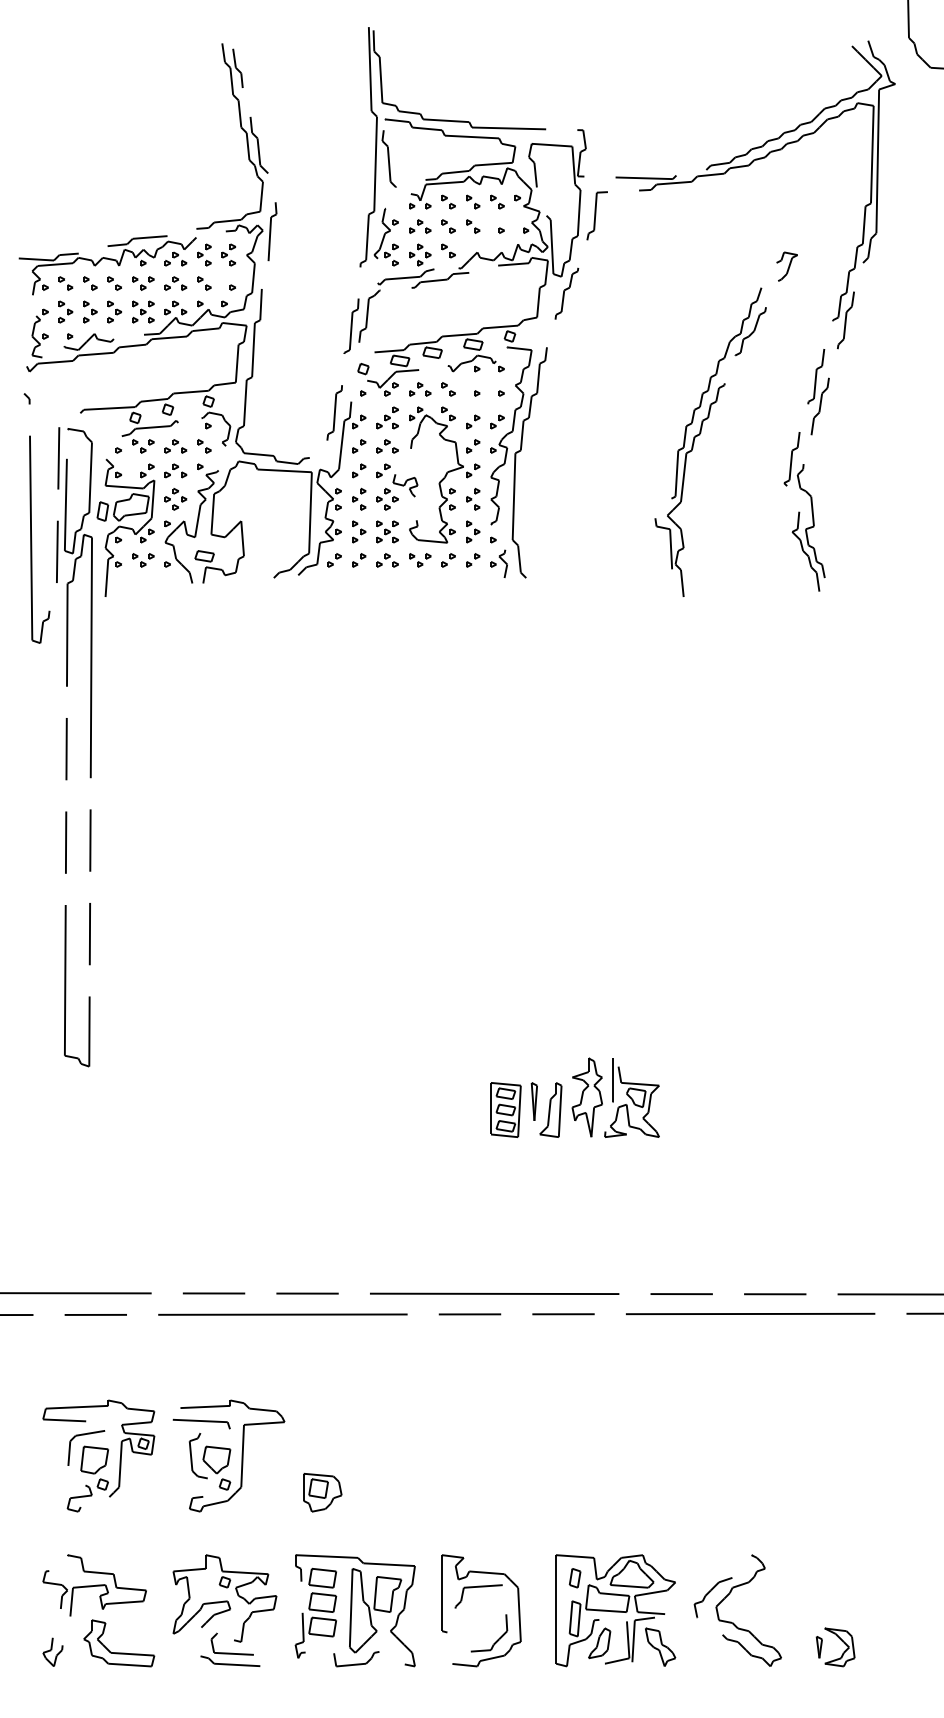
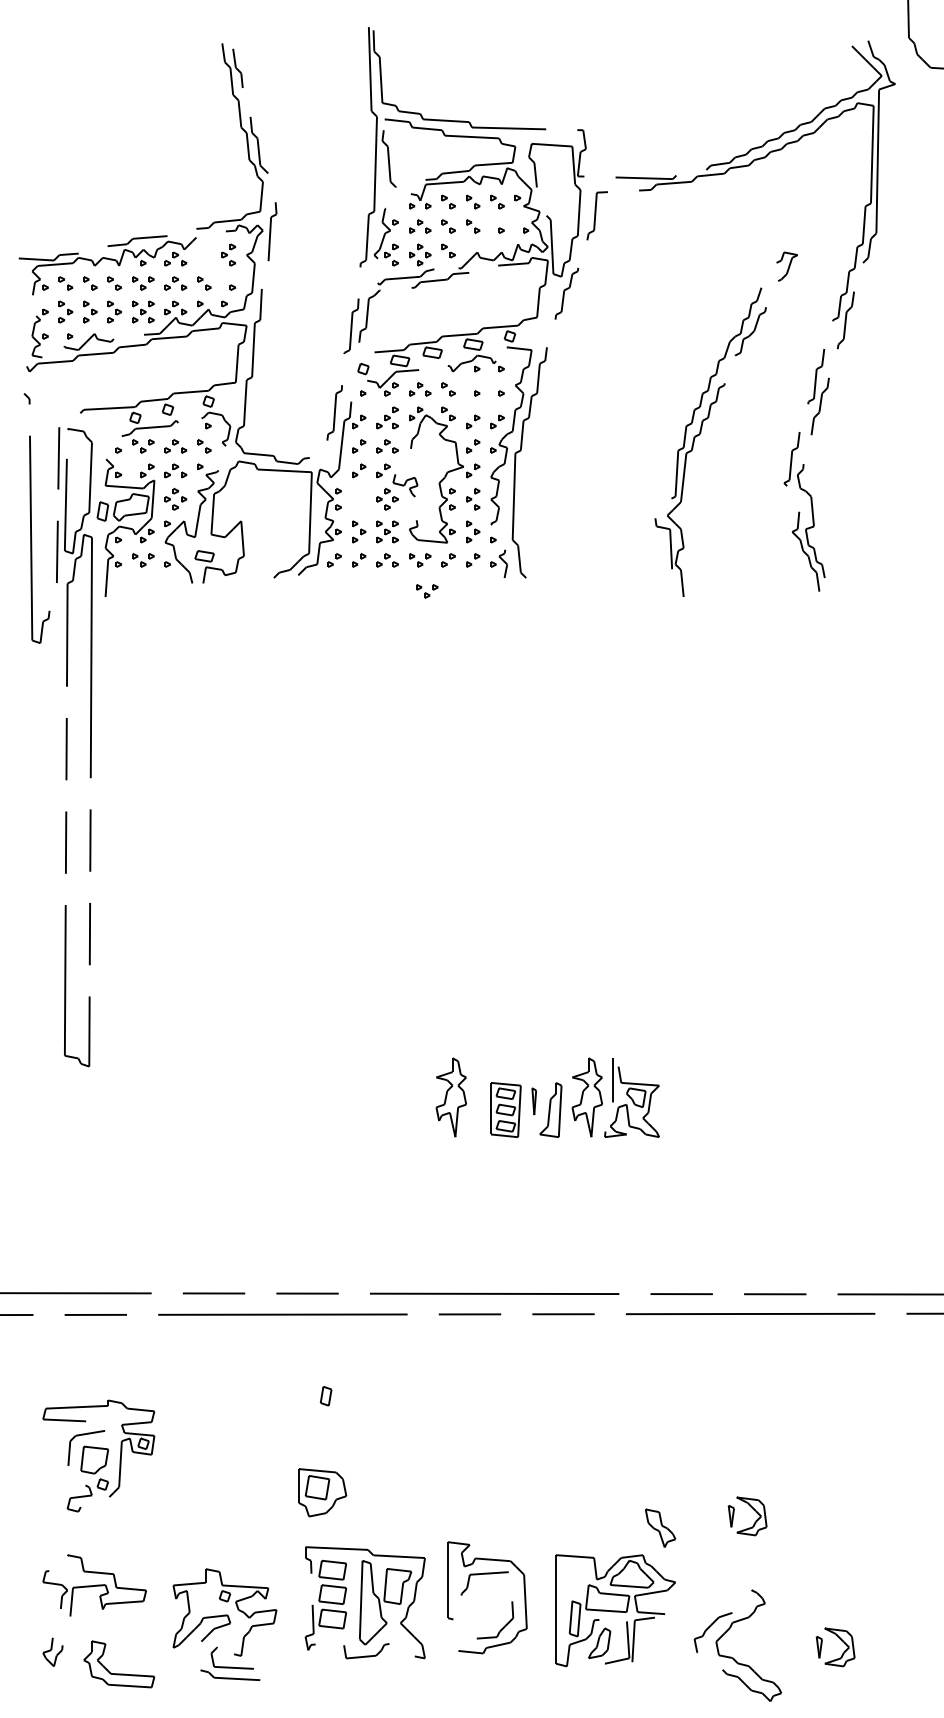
part: present -> none (204, 254)
part: present -> none (359, 498)
part: none -> present (427, 591)
part: none -> present (450, 1097)
part size: 8x39 px -> 6x29 px (533, 1101)
part: present -> none (228, 1455)
part size: 40x41 px -> 50x50 px (322, 1492)
part: none -> present (753, 1510)
part position: (574, 1578) -> (325, 1396) (325, 1396)
part position: (462, 1600) -> (468, 1587) (468, 1587)
part position: (224, 1610) -> (224, 1624) (224, 1624)
part position: (354, 1610) -> (364, 1602) (364, 1602)
part position: (731, 1621) -> (731, 1656) (731, 1656)
part position: (660, 1646) -> (660, 1527) (660, 1527)
part position: (119, 1652) -> (119, 1673) (119, 1673)
